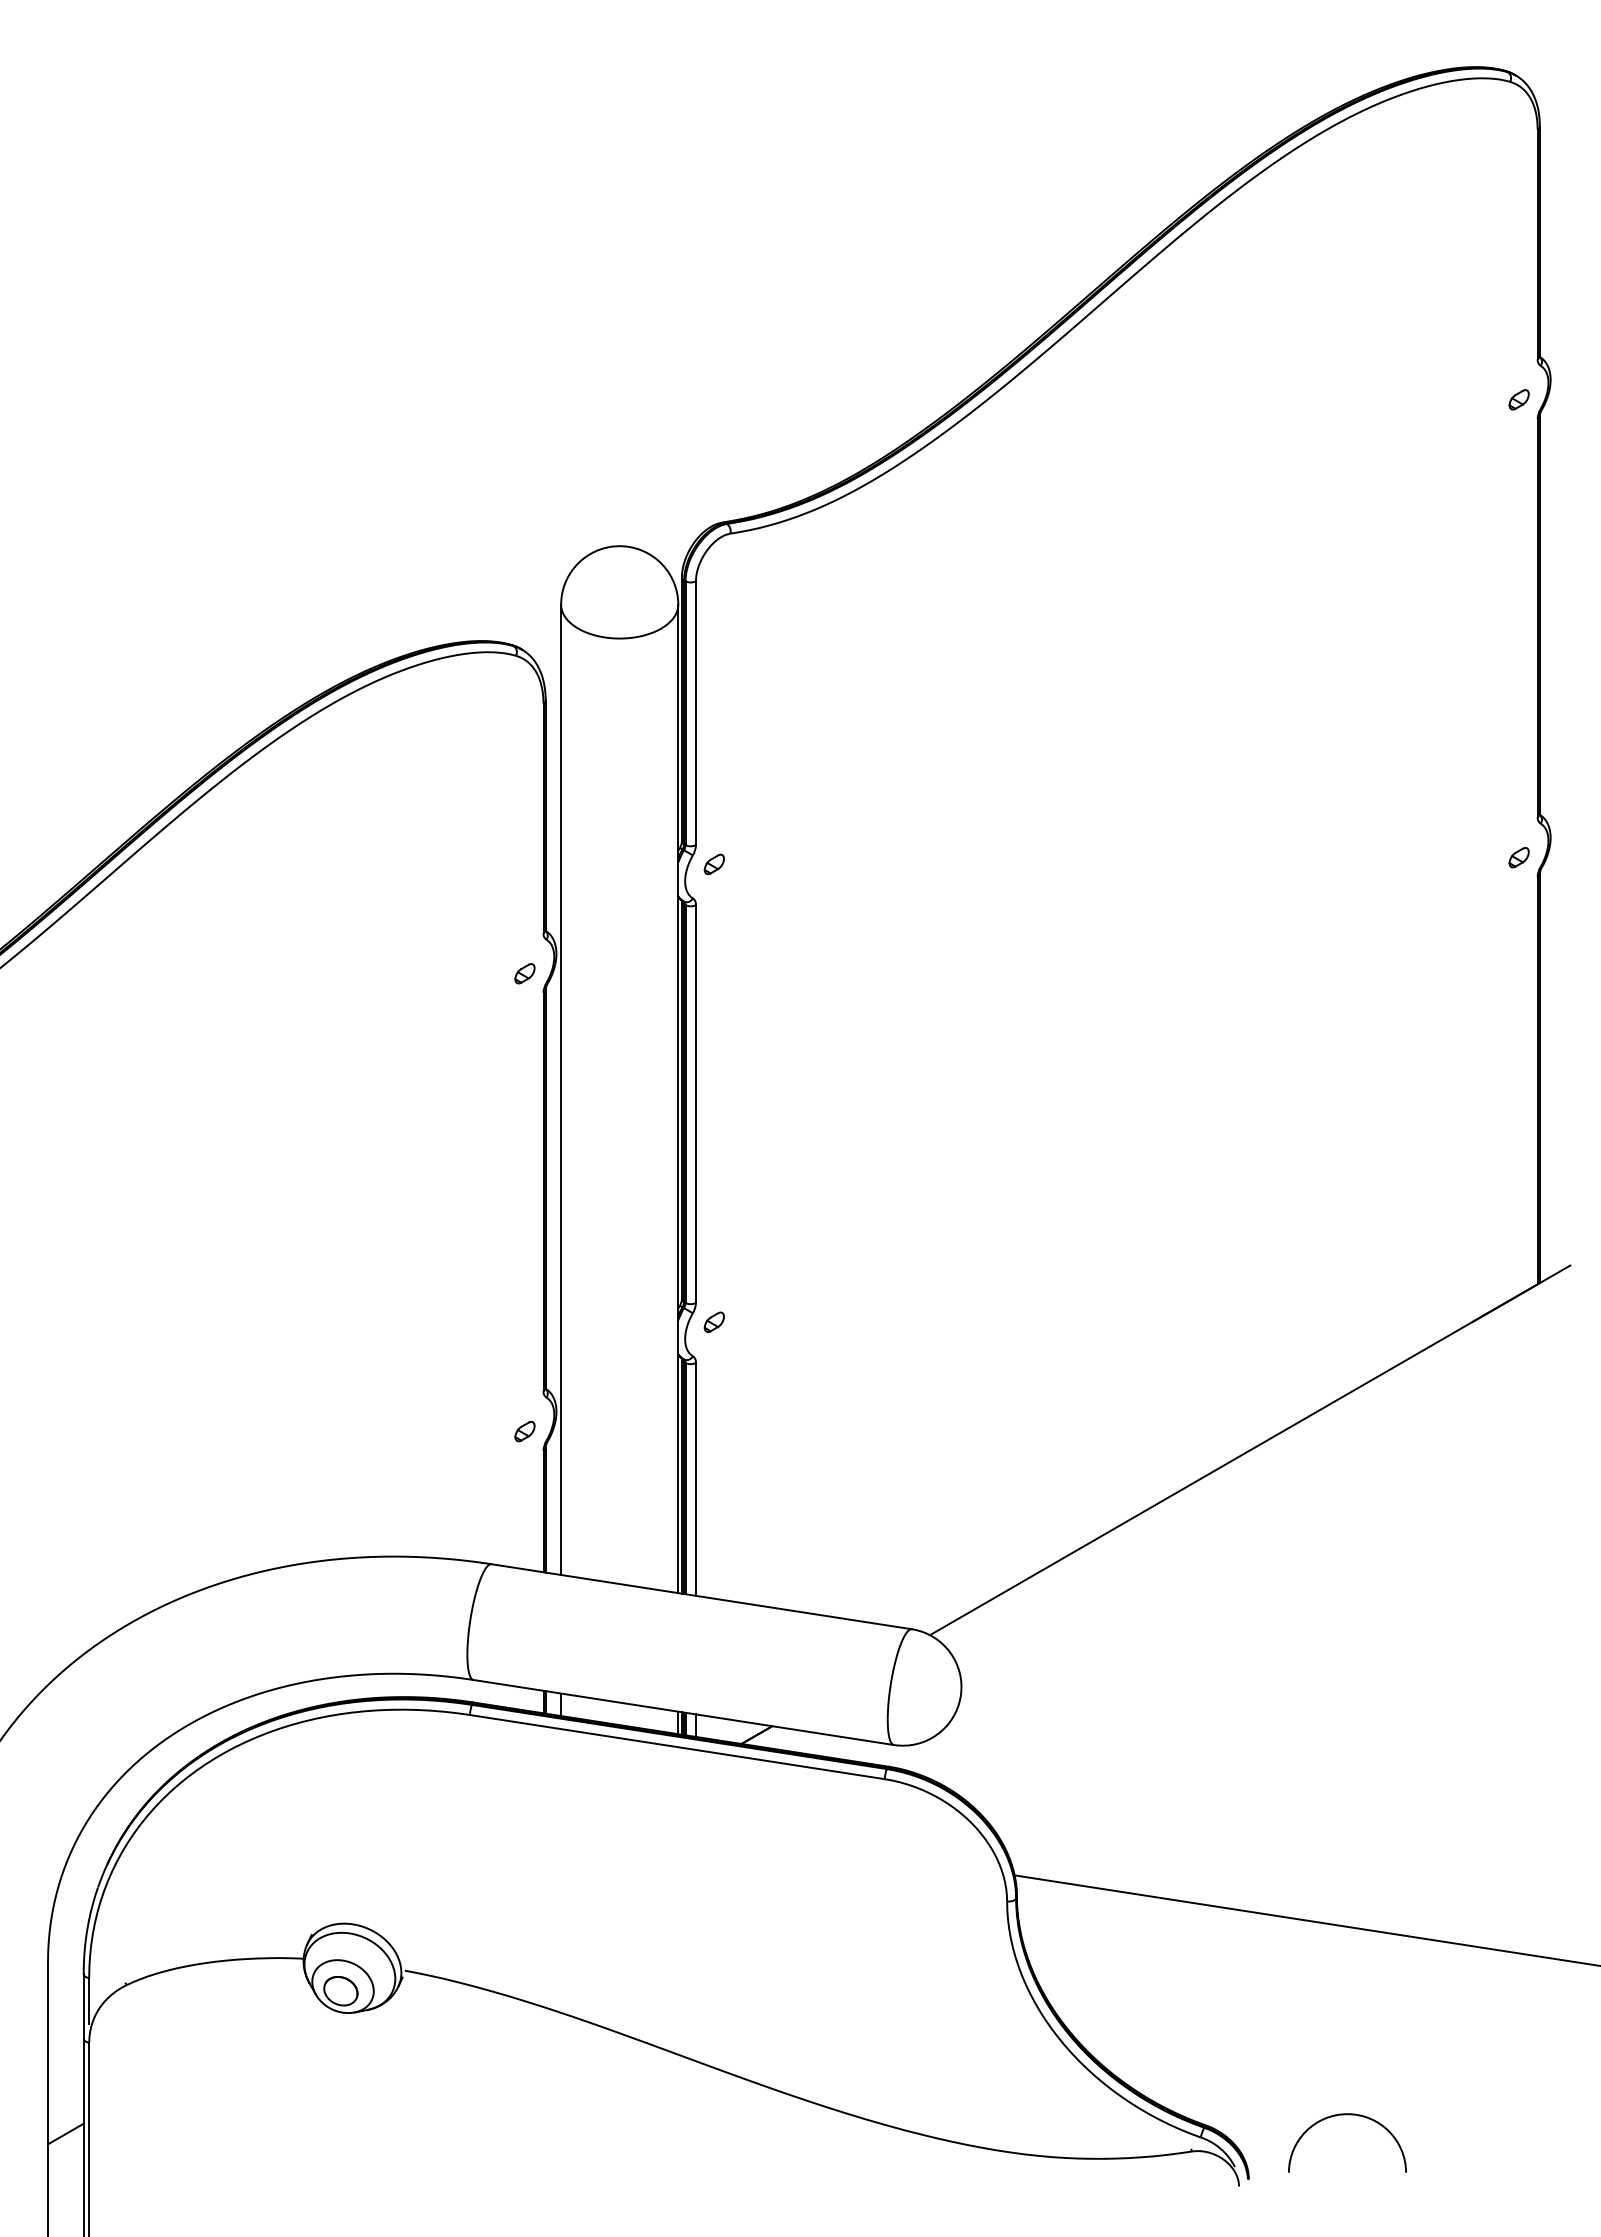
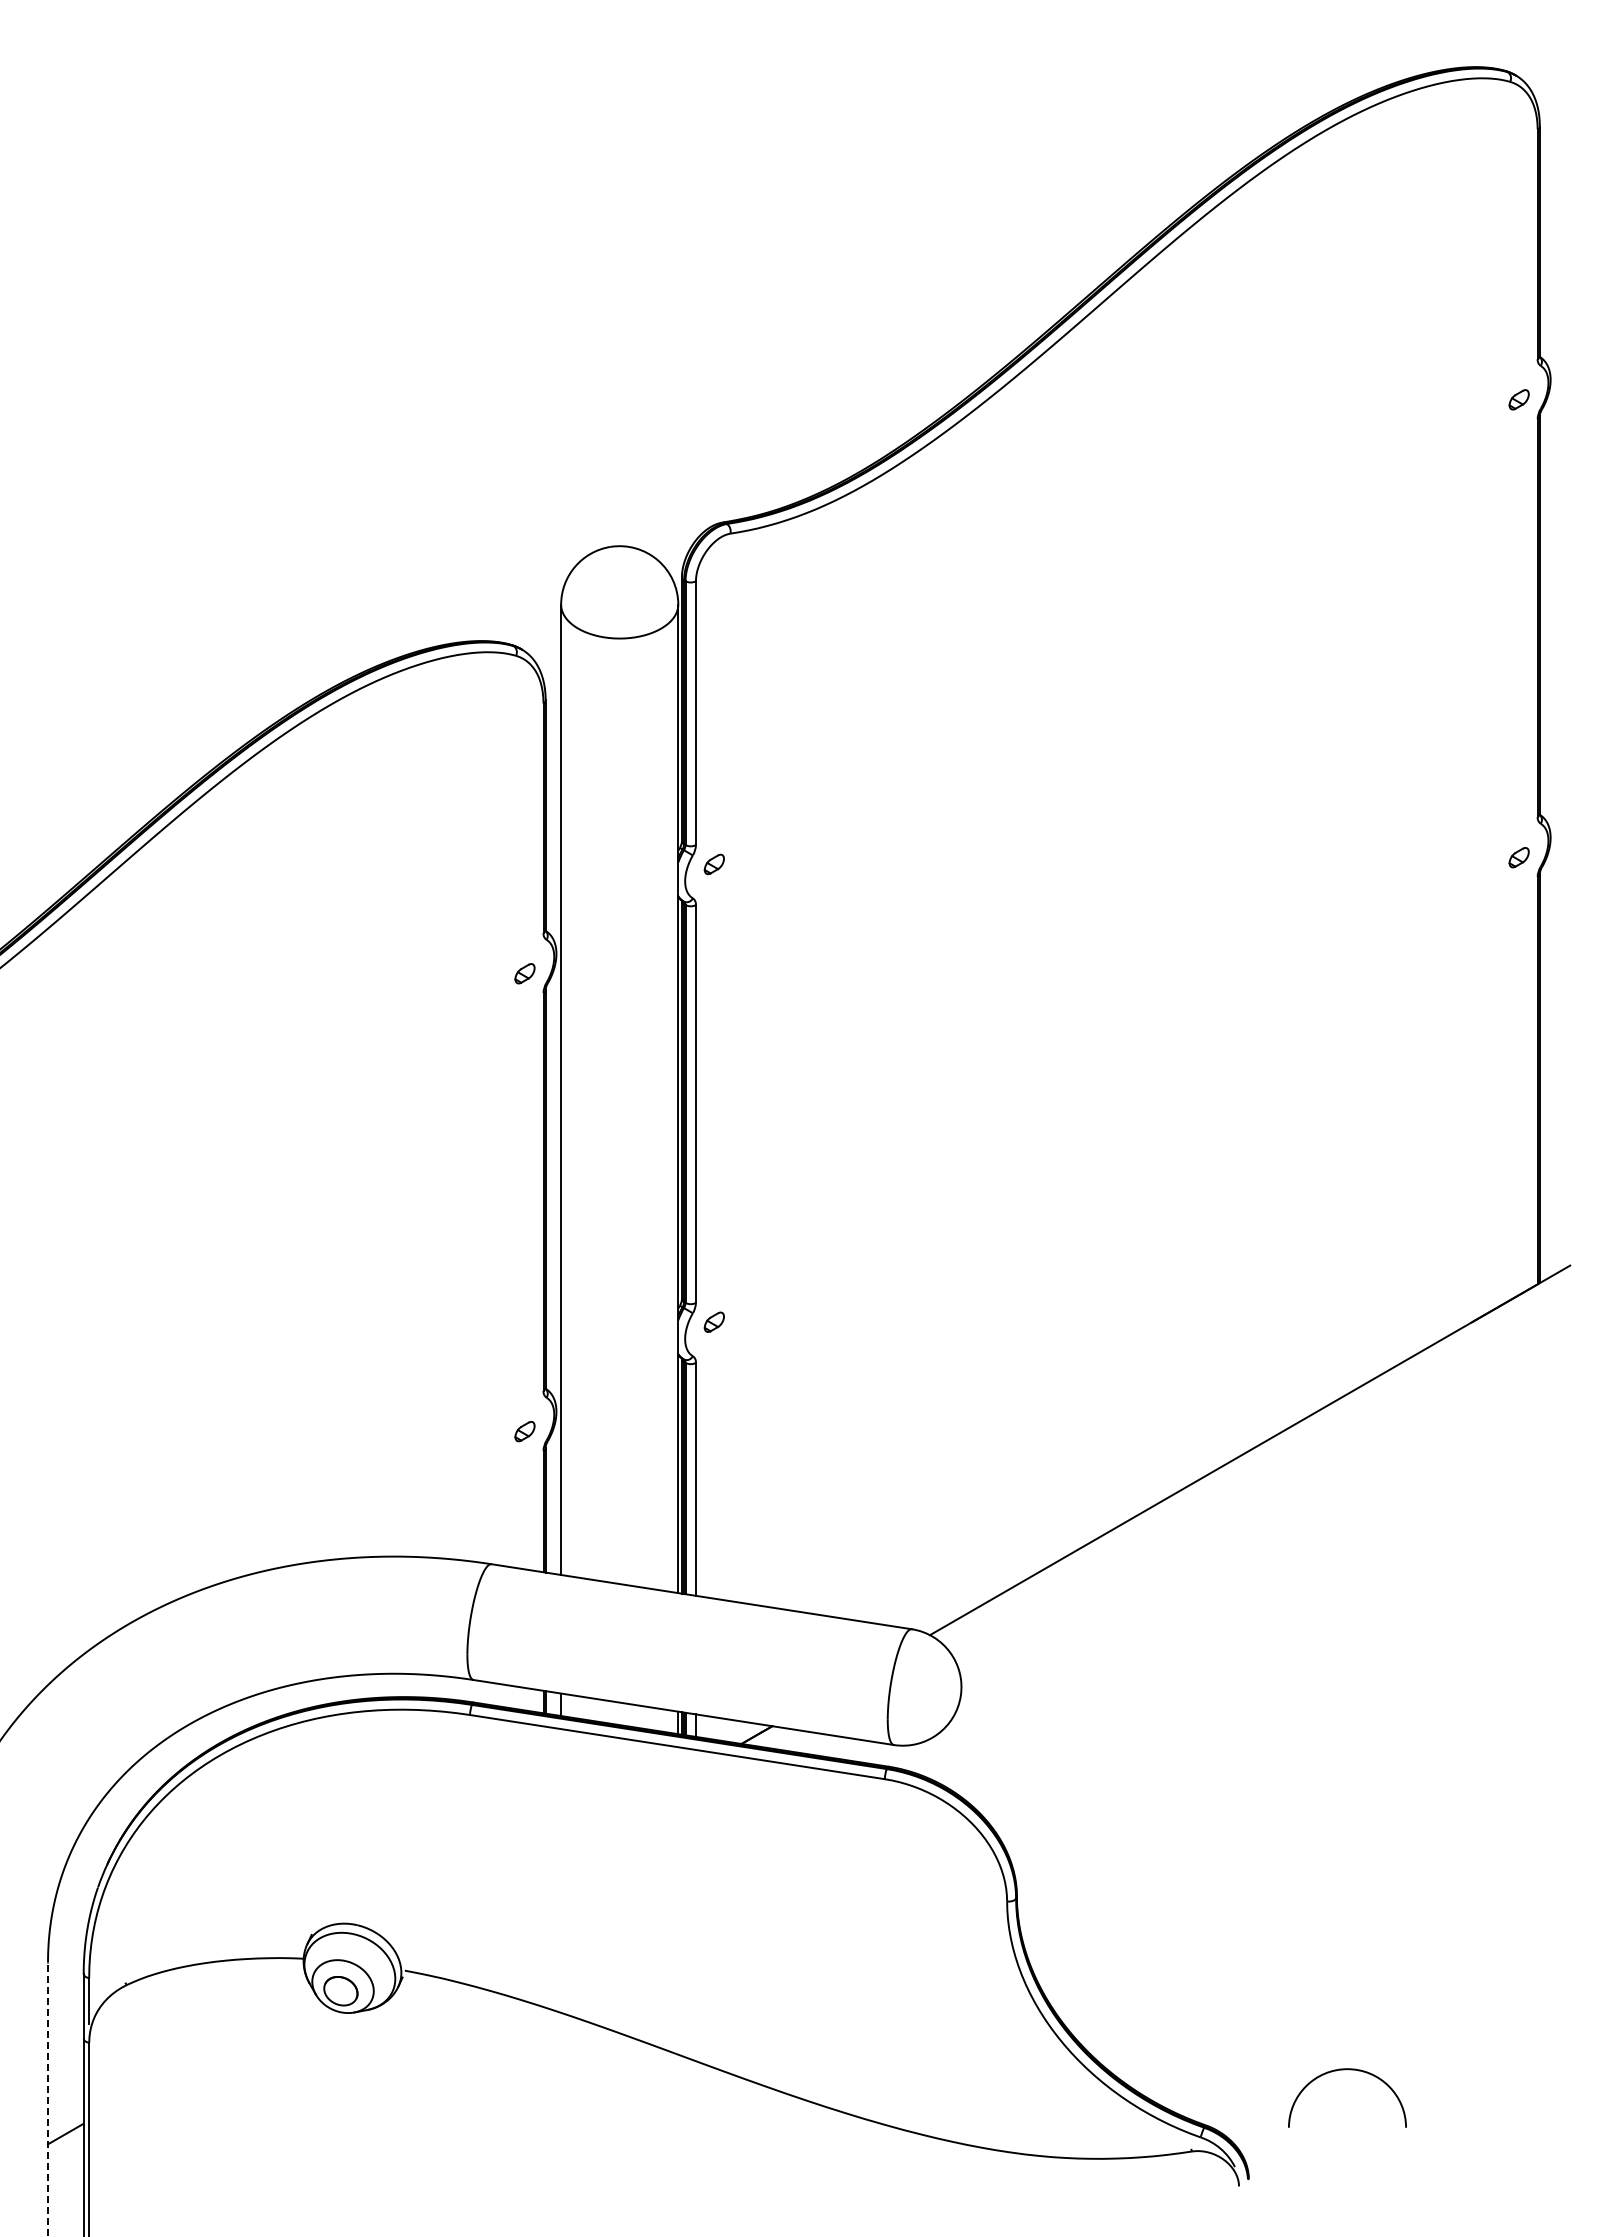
line: present -> none (1305, 1920)
line: solid -> dashed (48, 2099)
arc position: (1347, 2115) -> (1347, 2070) (1347, 2070)
